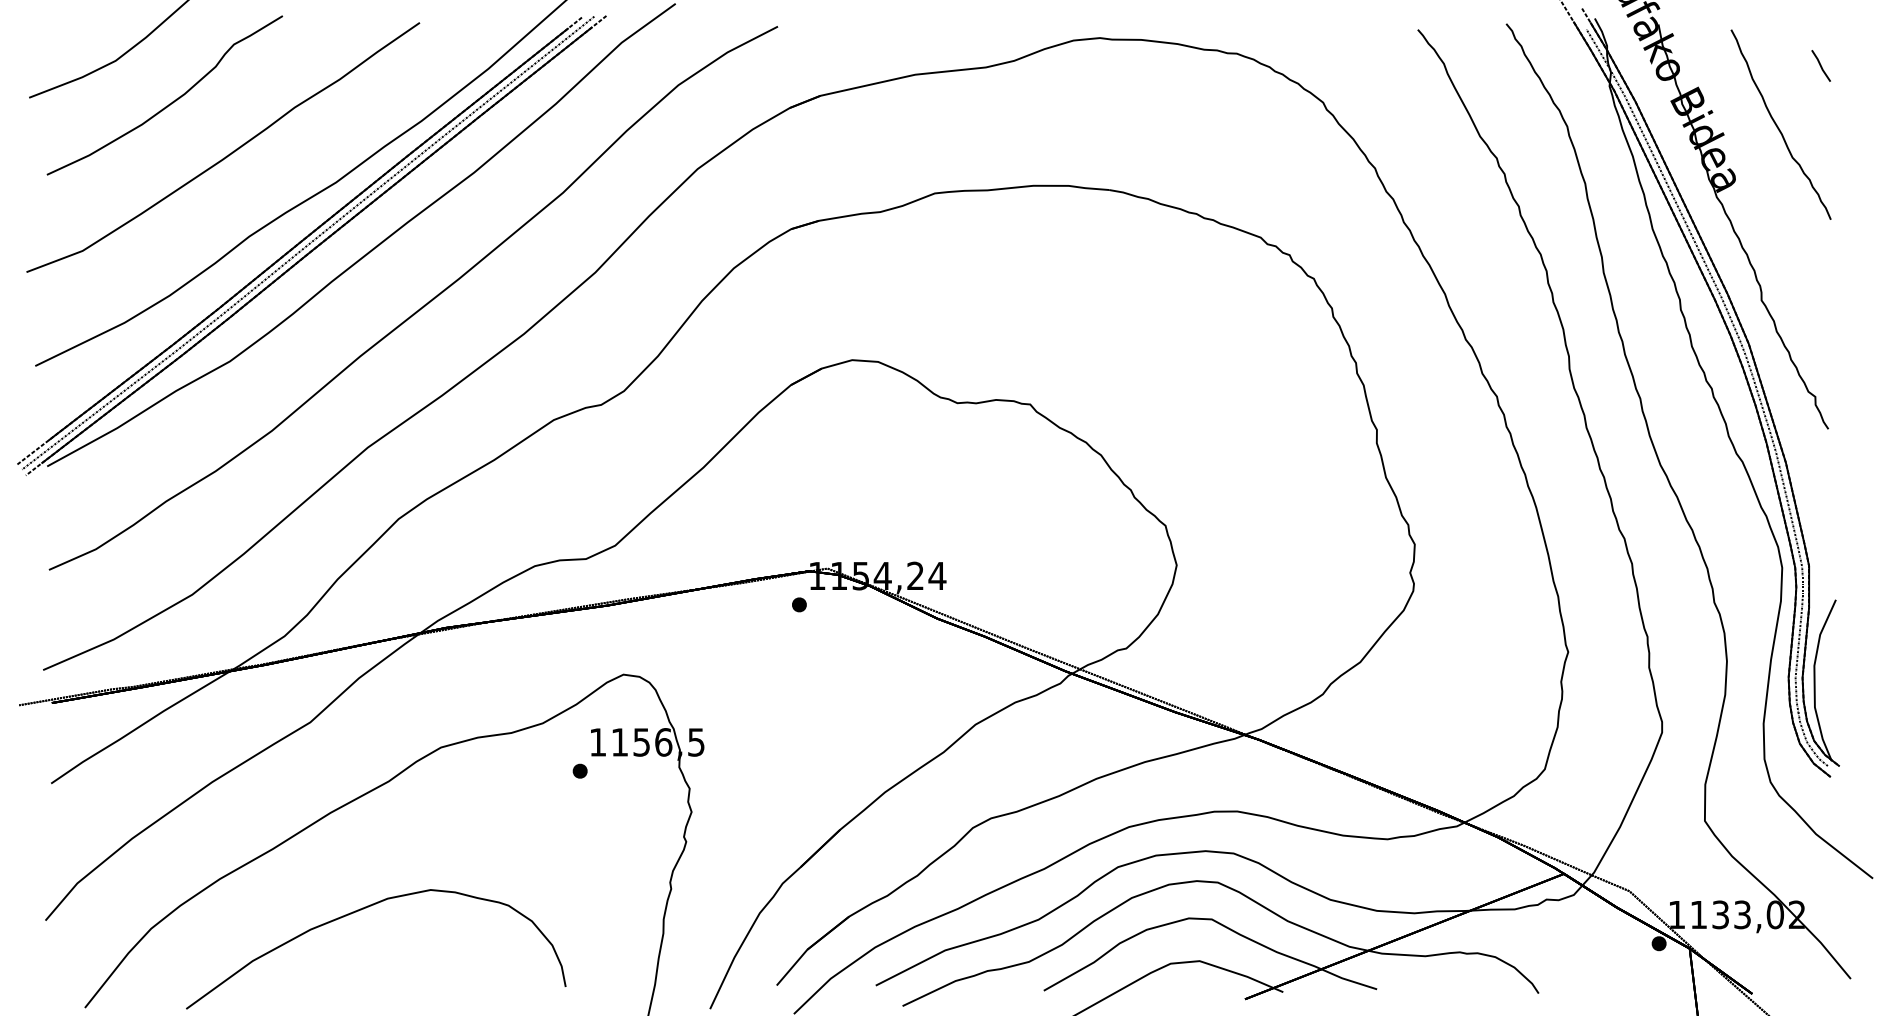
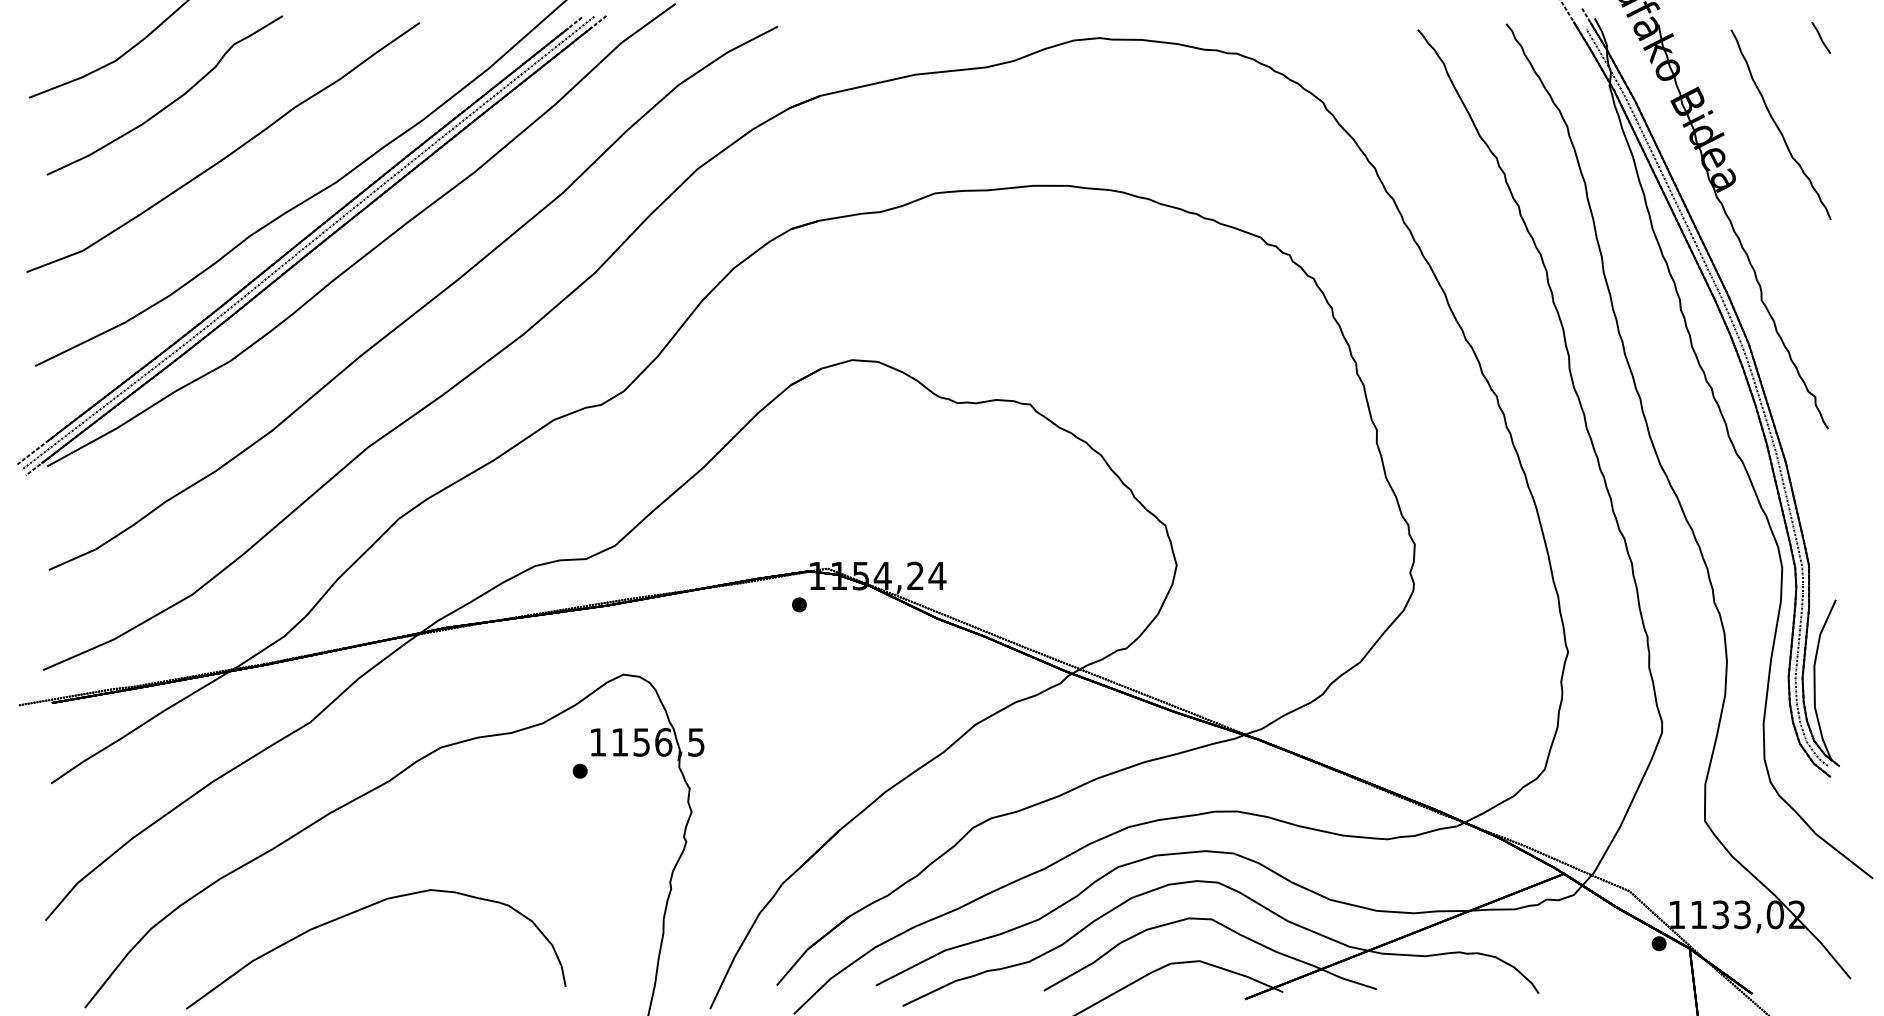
line position: (1820, 65) -> (1820, 37) (1820, 37)
